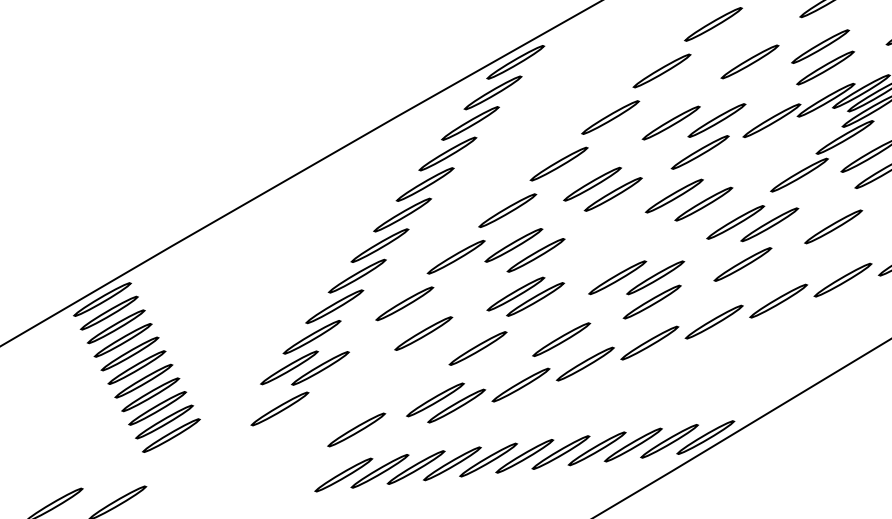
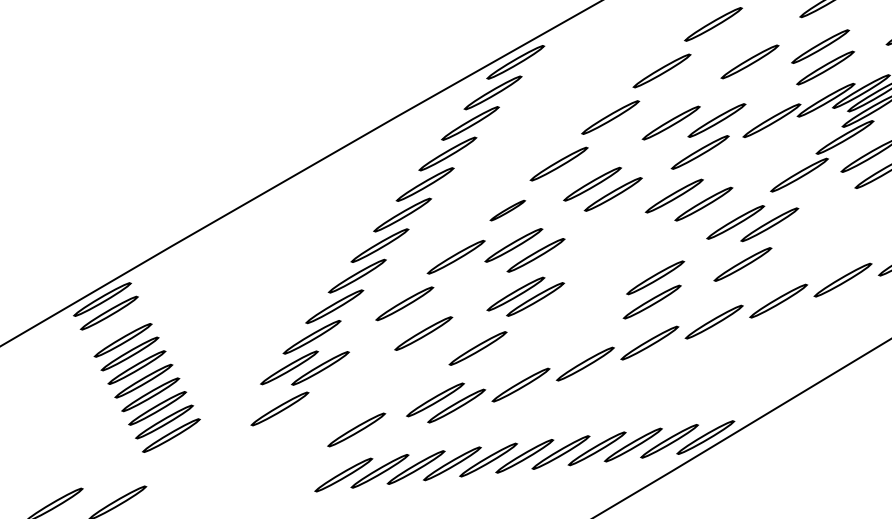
part size: 60x35 px -> 38x23 px (507, 210)
part: present -> none (833, 226)
part: present -> none (617, 277)
part: present -> none (115, 326)
part: present -> none (561, 339)
